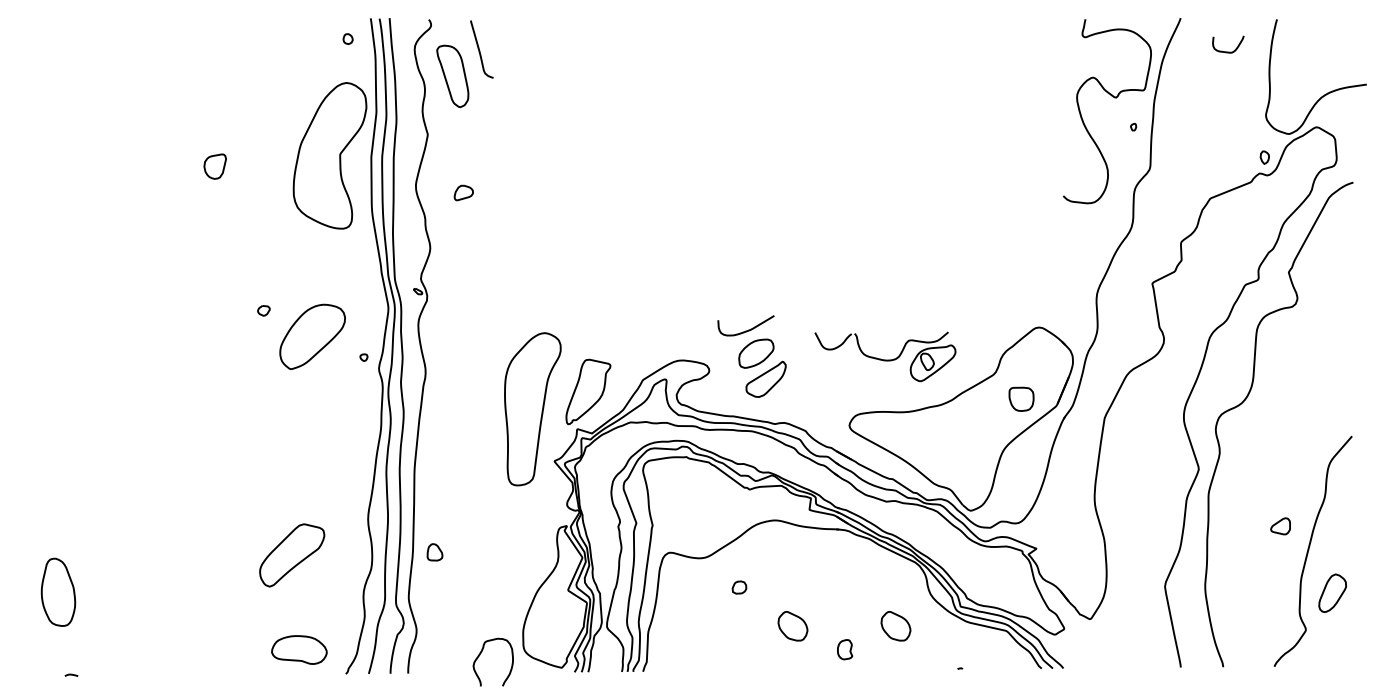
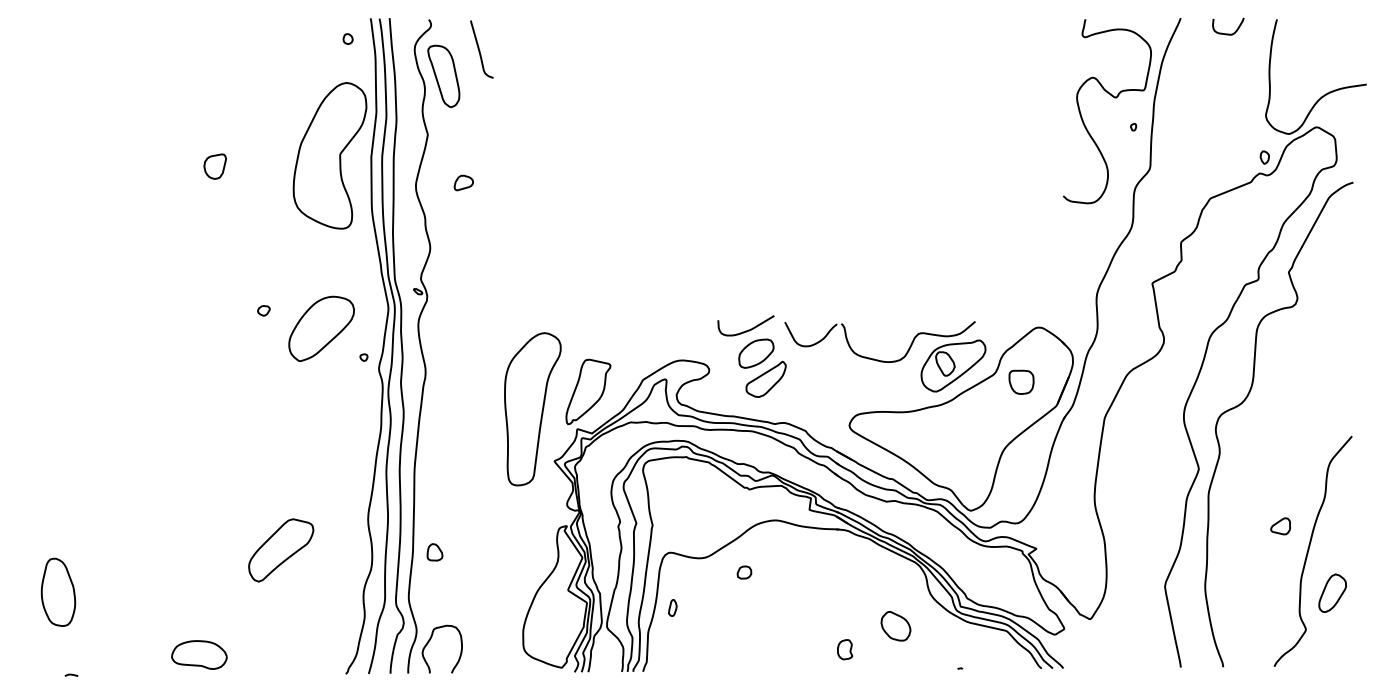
curve position: (1228, 51) -> (1228, 33) (1228, 33)
part position: (452, 76) -> (443, 76) (443, 76)
part position: (463, 192) -> (463, 182) (463, 182)
part position: (312, 336) -> (321, 328) (321, 328)
part size: 143x52 px -> 203x72 px (885, 356)
part position: (1021, 398) -> (1021, 381) (1021, 381)
part position: (292, 555) -> (281, 550) (281, 550)
part position: (739, 587) -> (744, 572) (744, 572)
part: none -> present (672, 607)
part: present -> none (792, 626)
part position: (299, 649) -> (199, 654) (199, 654)
curve position: (480, 655) -> (429, 642) (429, 642)
